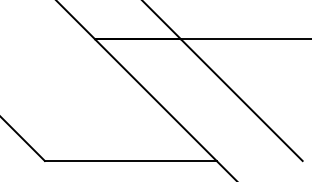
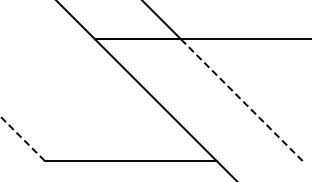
line: solid -> dashed (241, 100)
line: solid -> dashed (22, 139)
